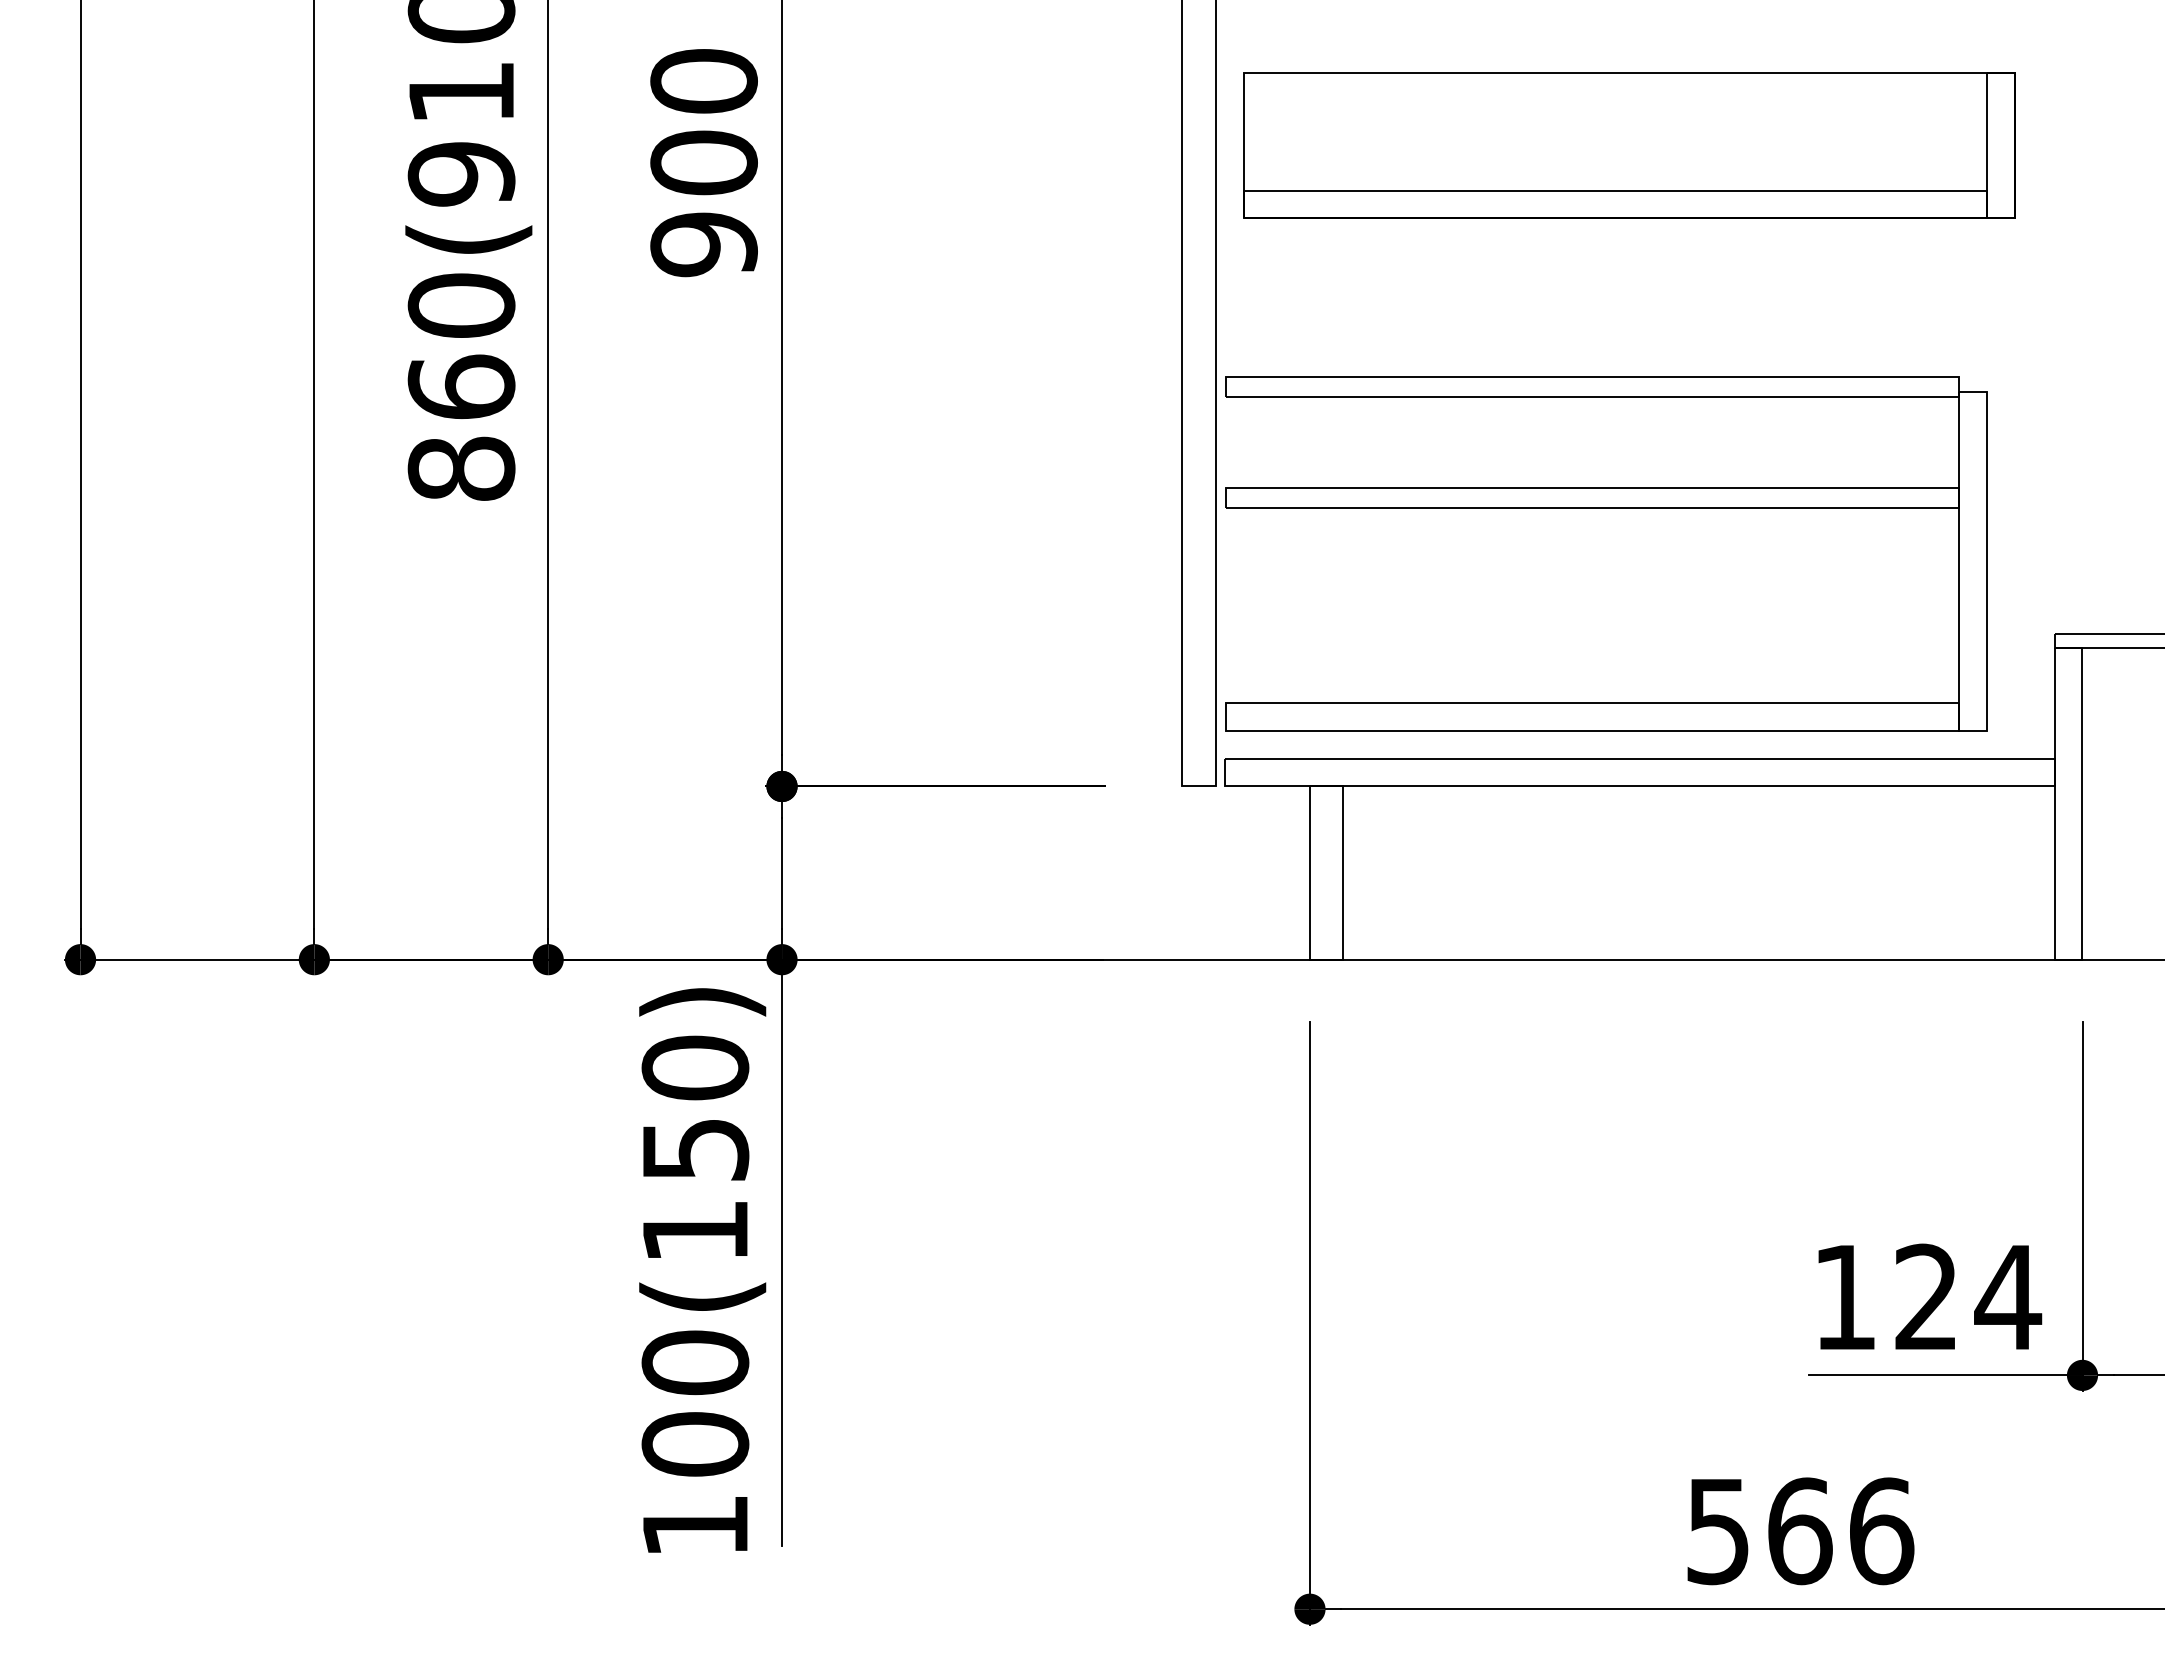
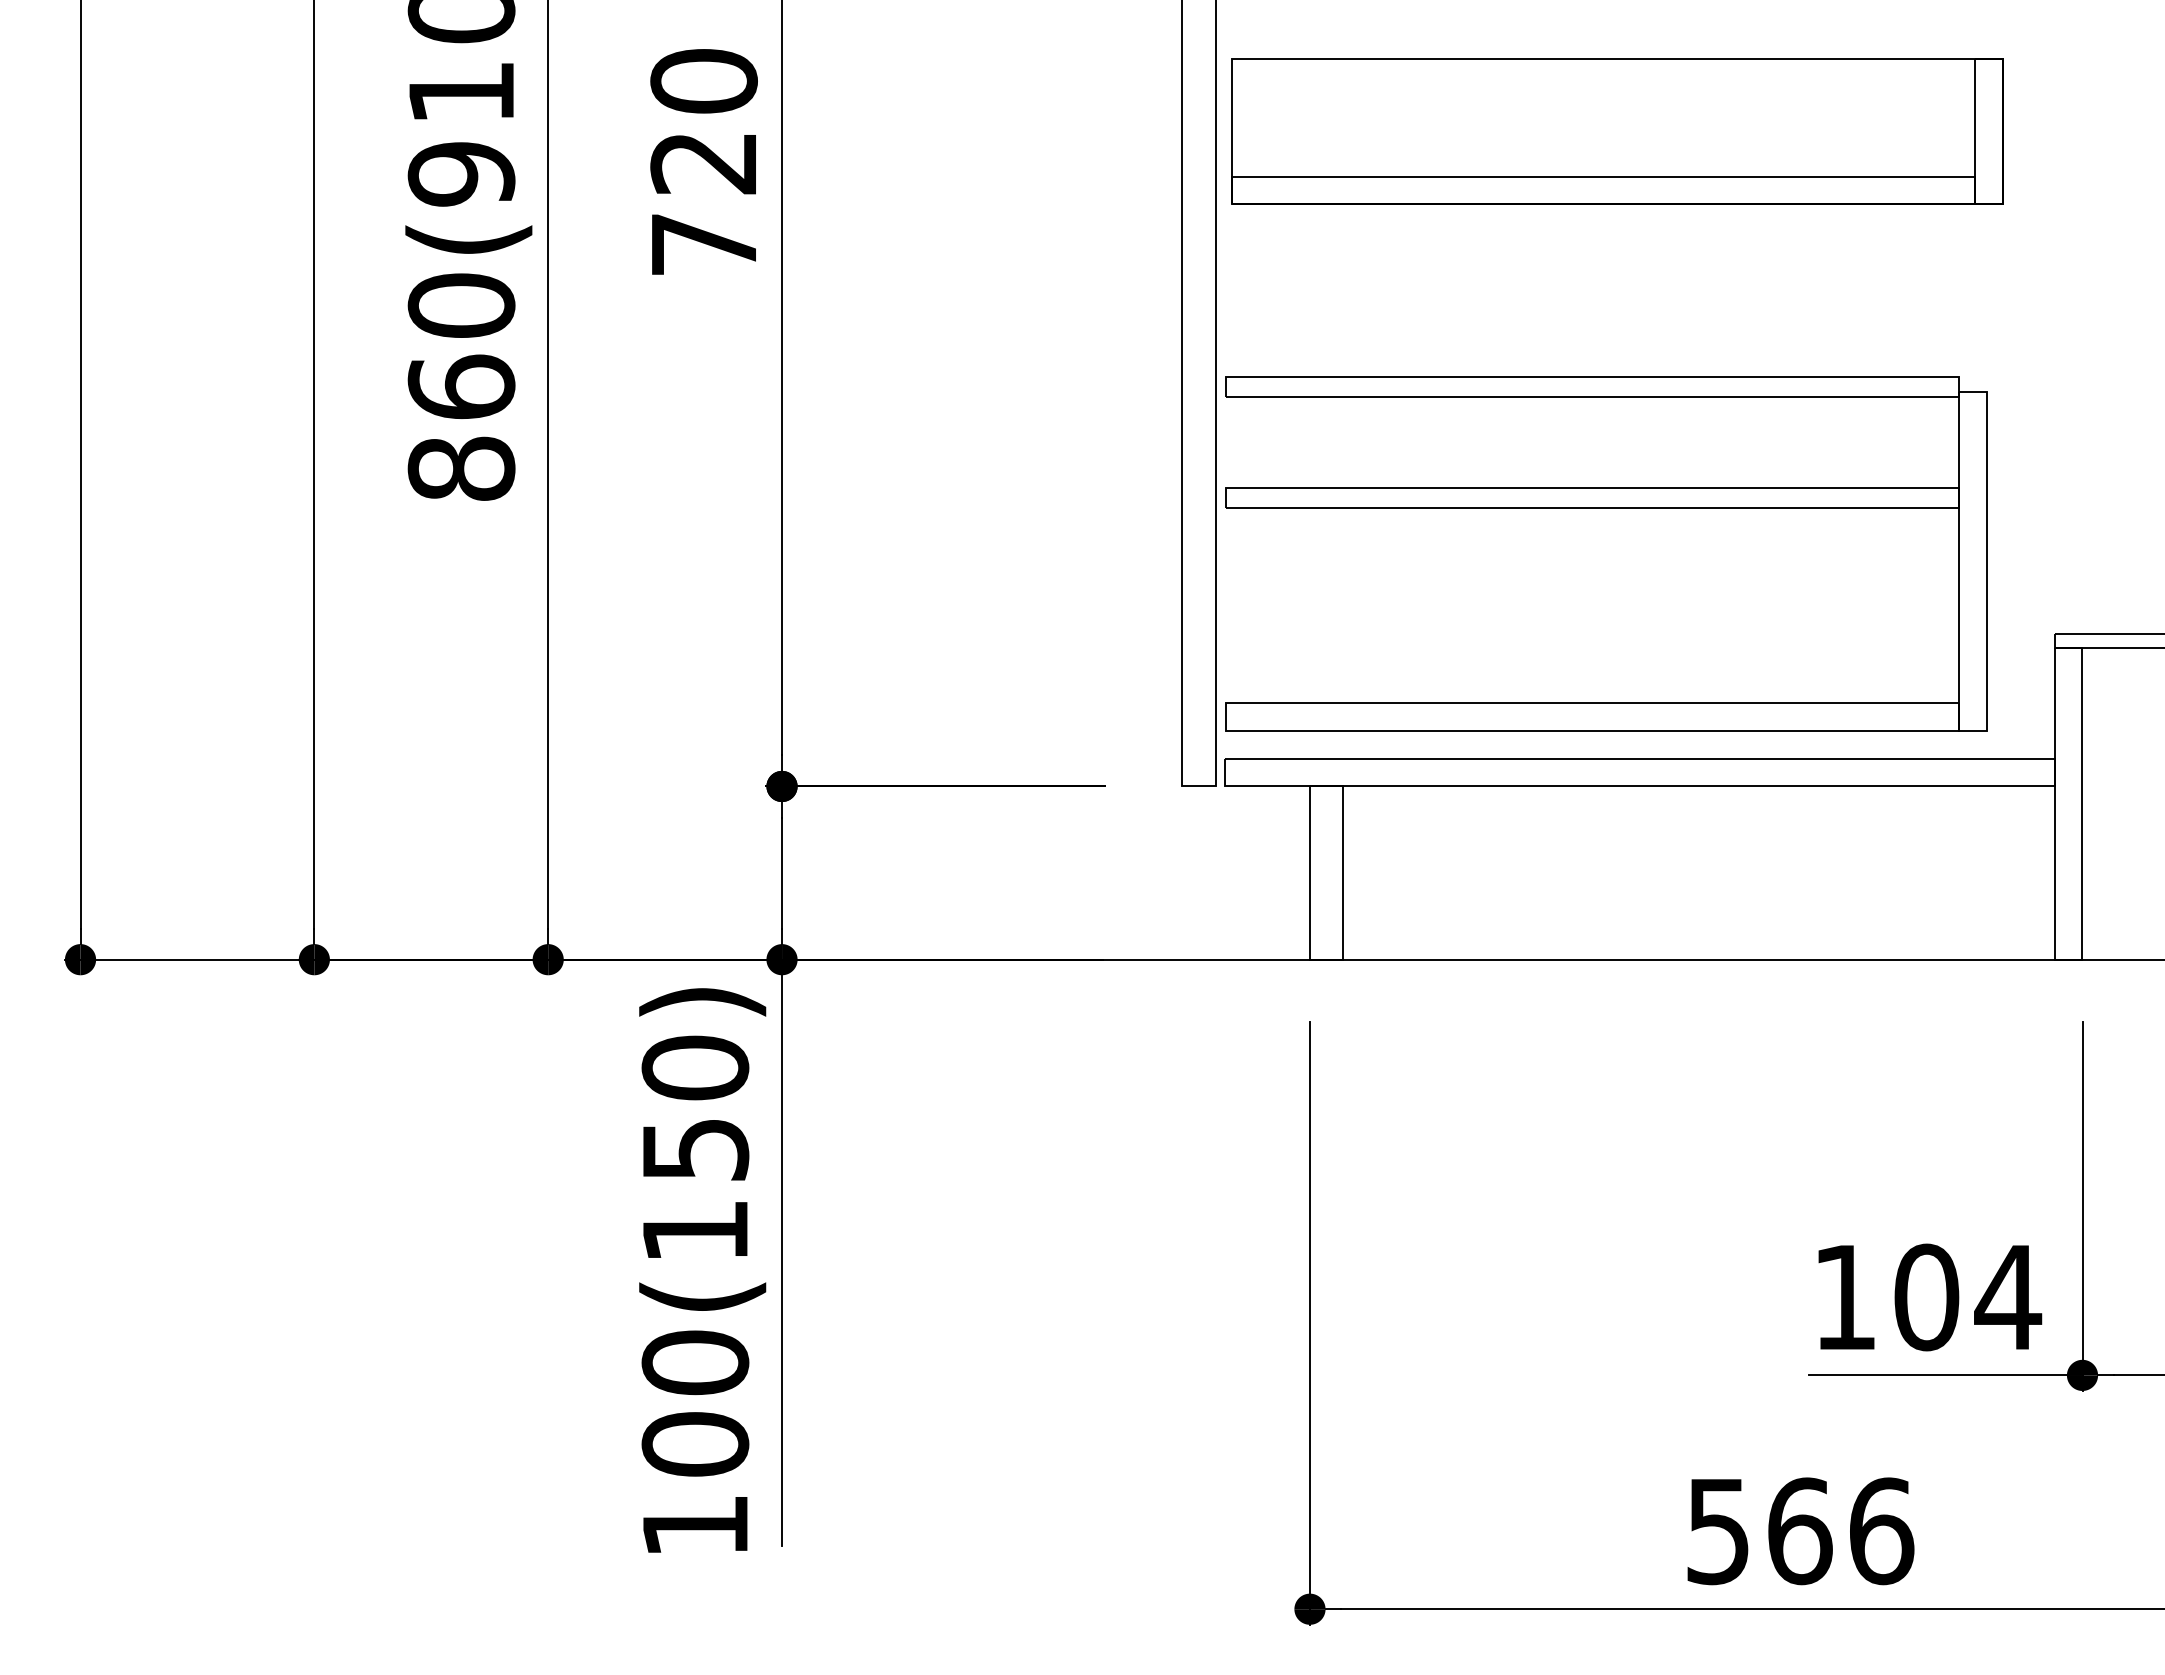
part position: (1629, 145) -> (1617, 131) (1617, 131)
text: 900 -> 720 (703, 203)
text: 124 -> 104 (1926, 1297)
